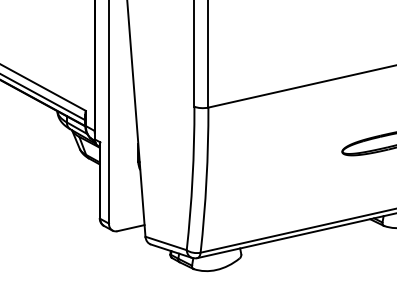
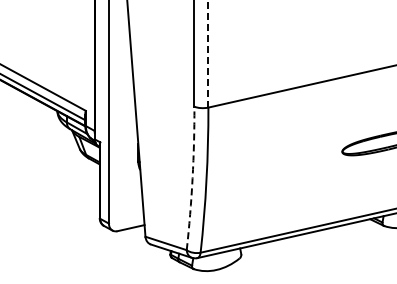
line: solid -> dashed (208, 54)
arc: solid -> dashed (192, 178)
